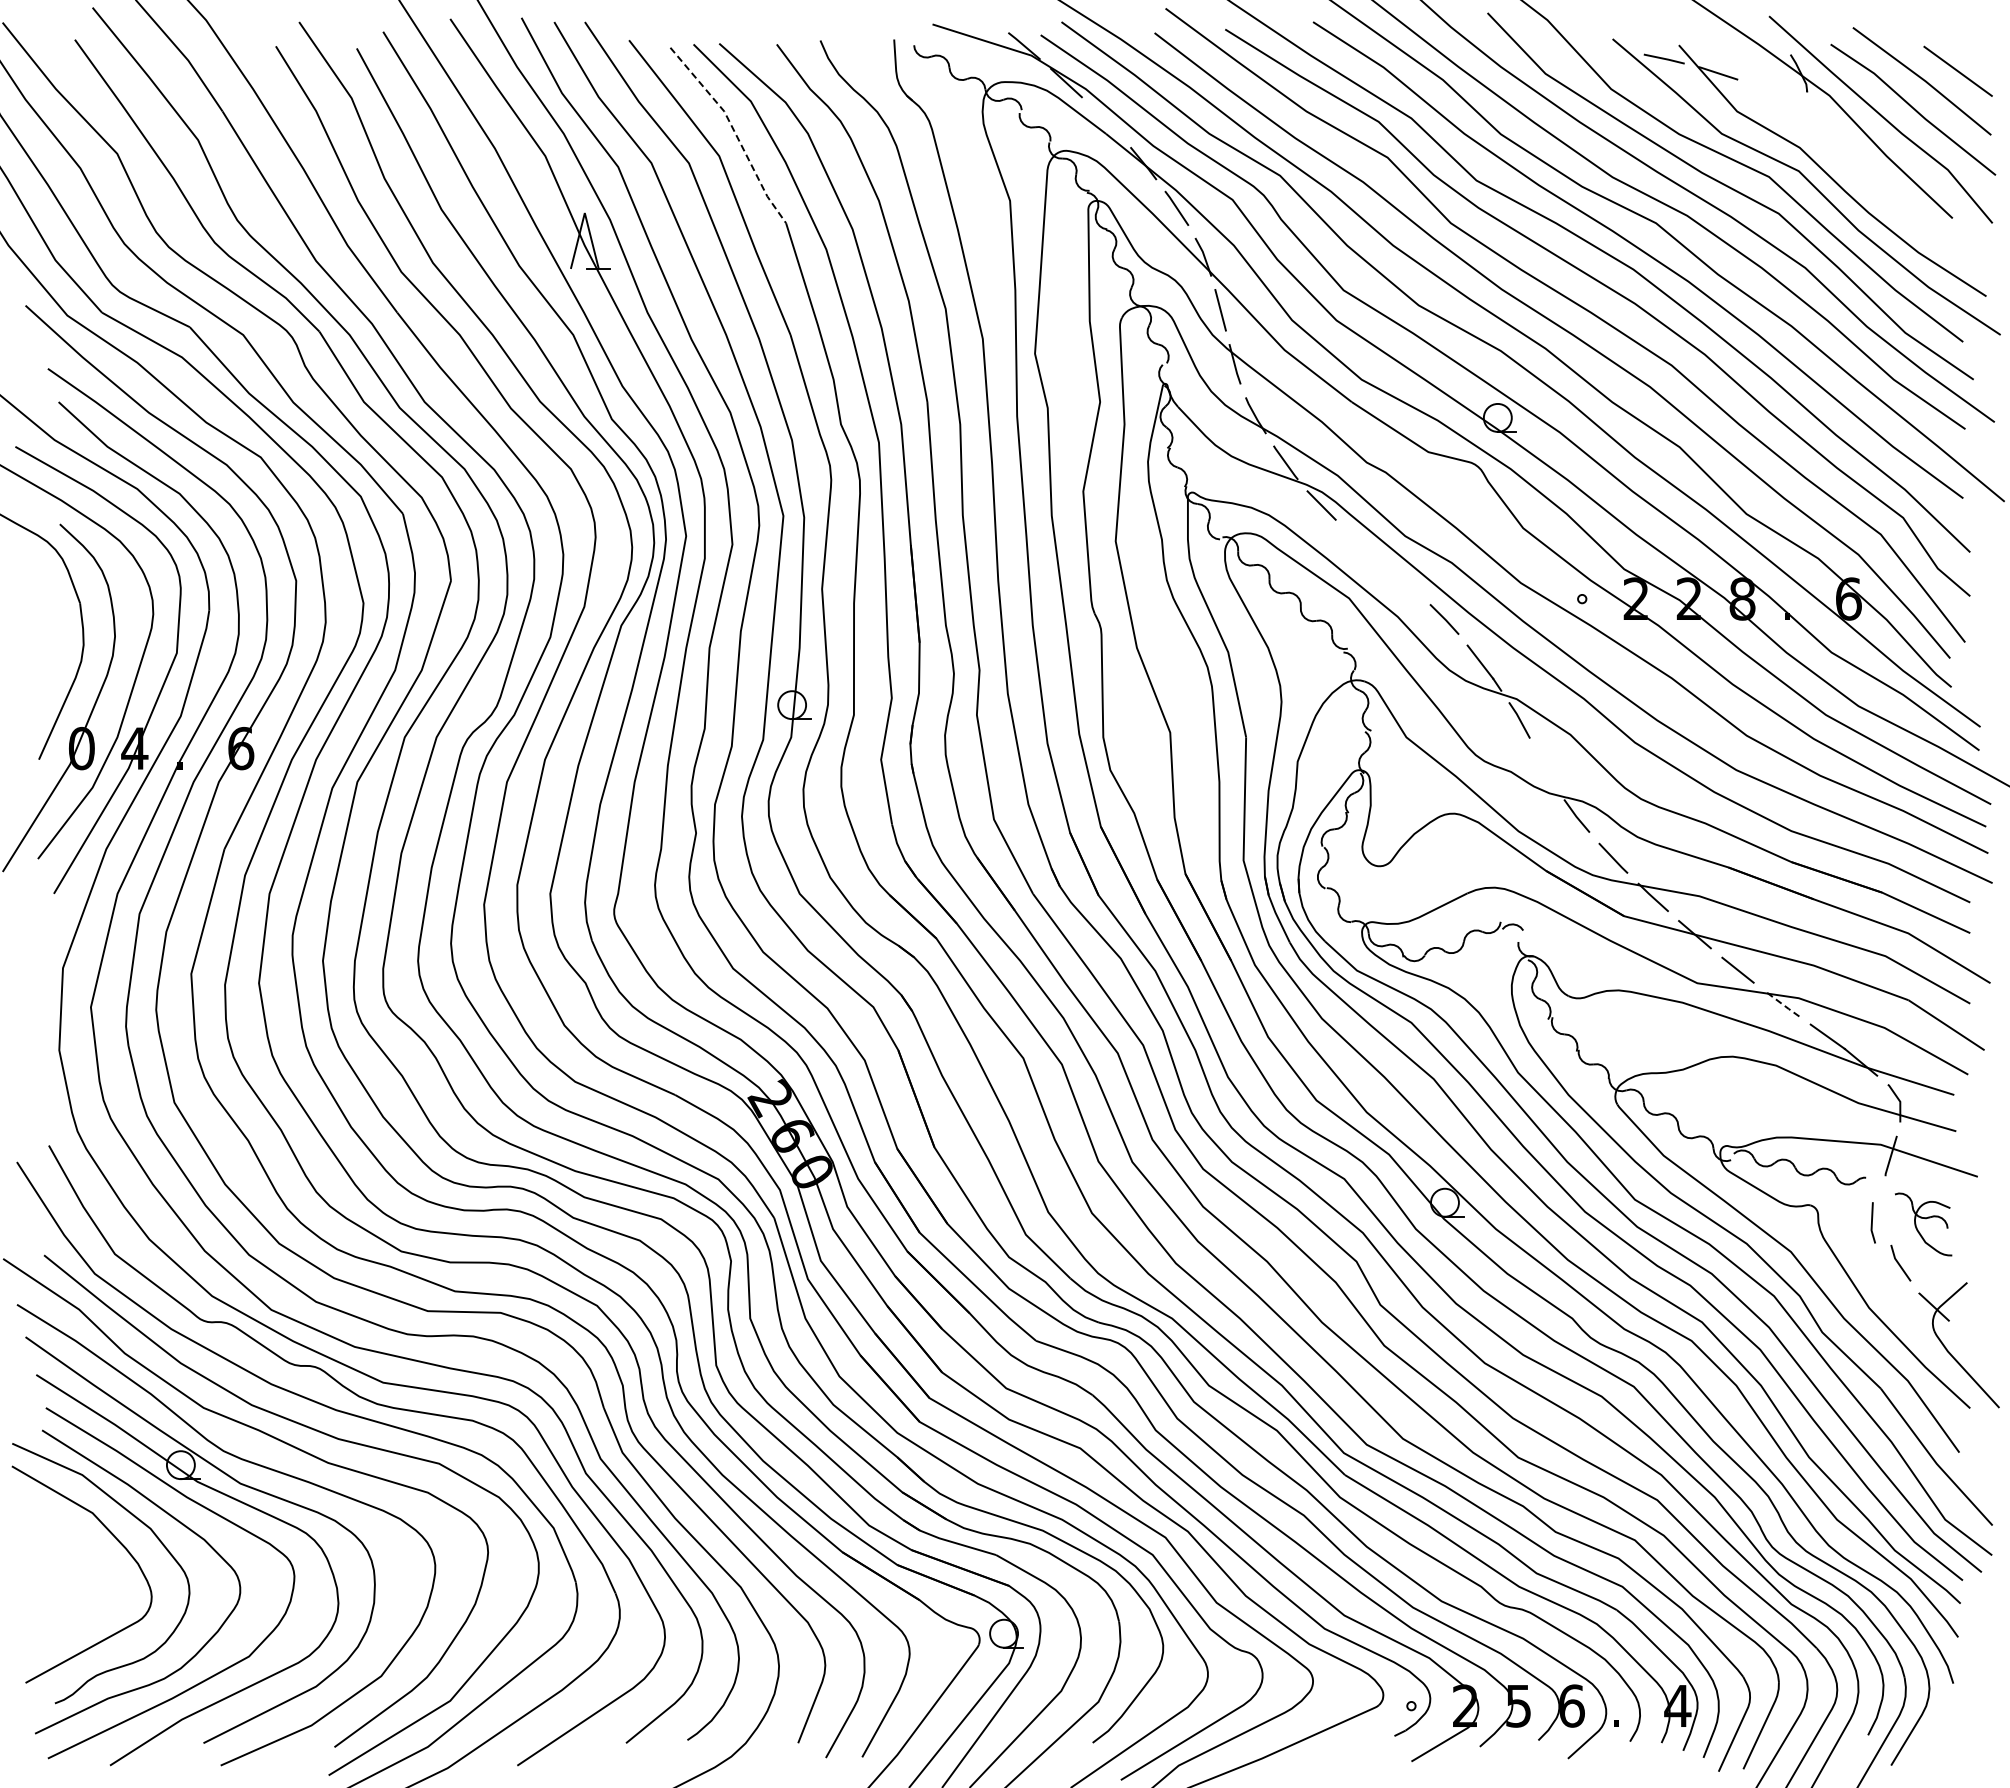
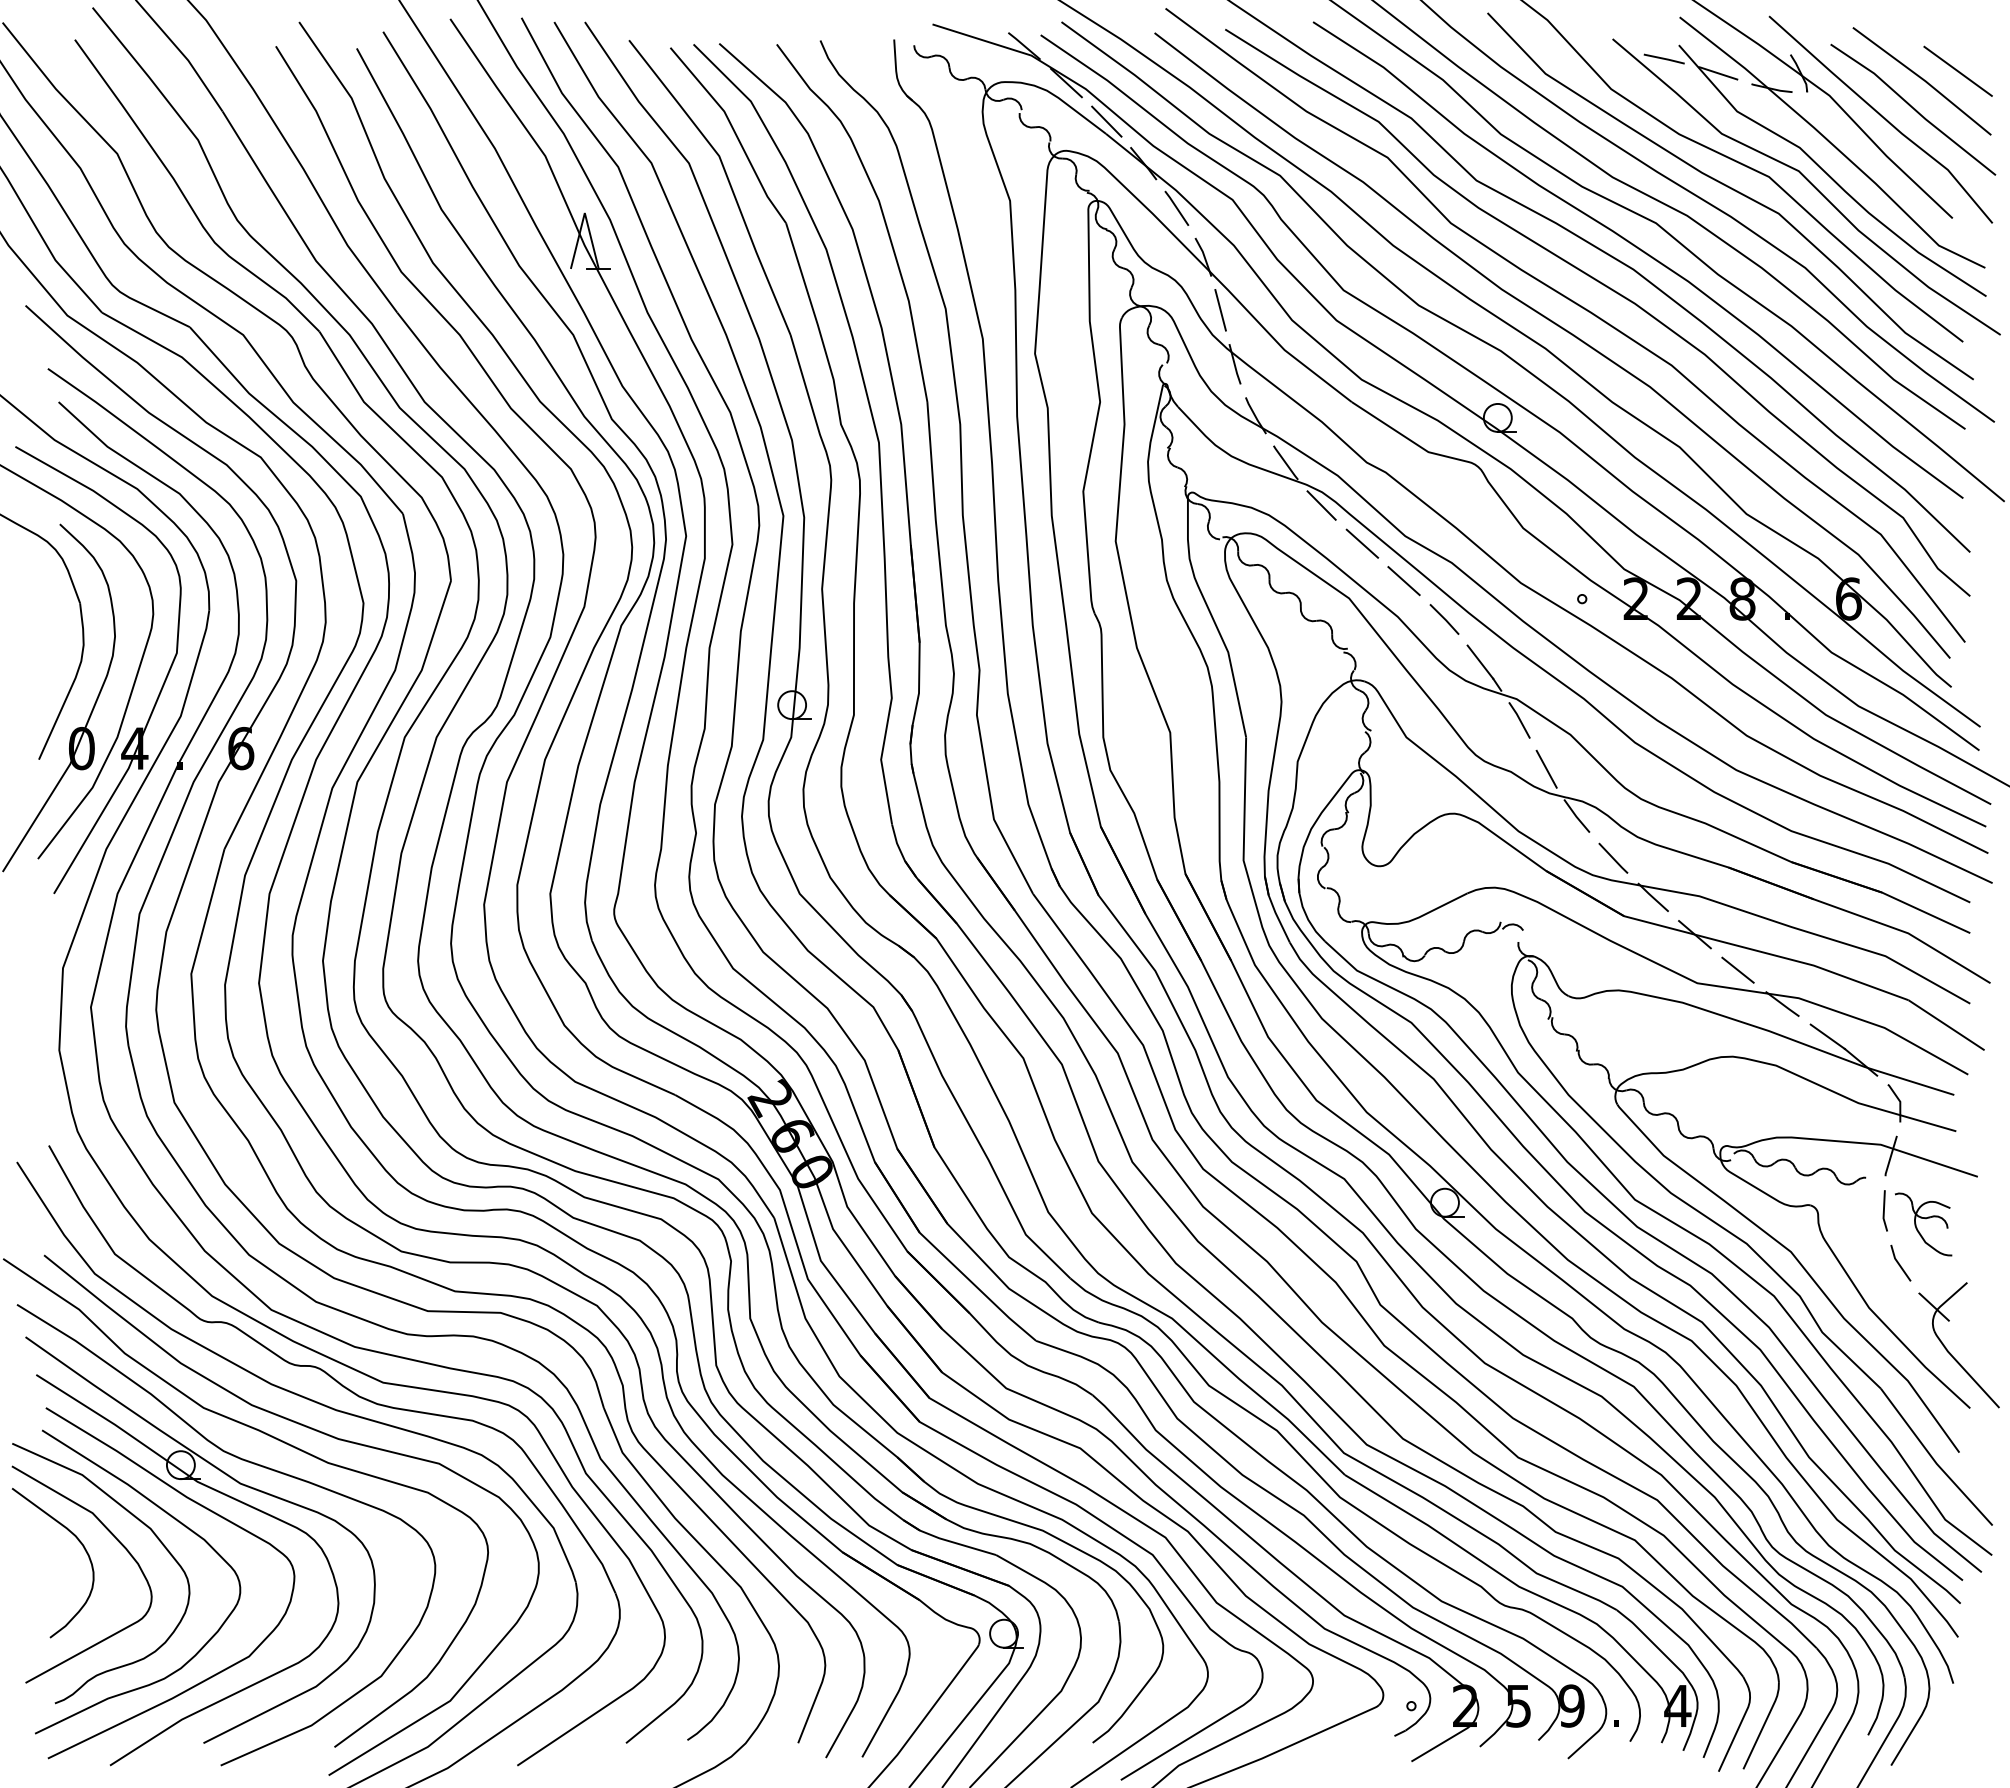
line: none -> present (1106, 121)
line: dashed -> solid (734, 131)
part: none -> present (1832, 142)
line: none -> present (1362, 543)
line: none -> present (1403, 581)
line: none -> present (1546, 768)
line: dashed -> solid (1783, 1004)
line position: (1872, 1222) -> (1884, 1210) (1884, 1210)
curve: none -> present (78, 1541)
text: 6 -> 9 (1571, 1705)
